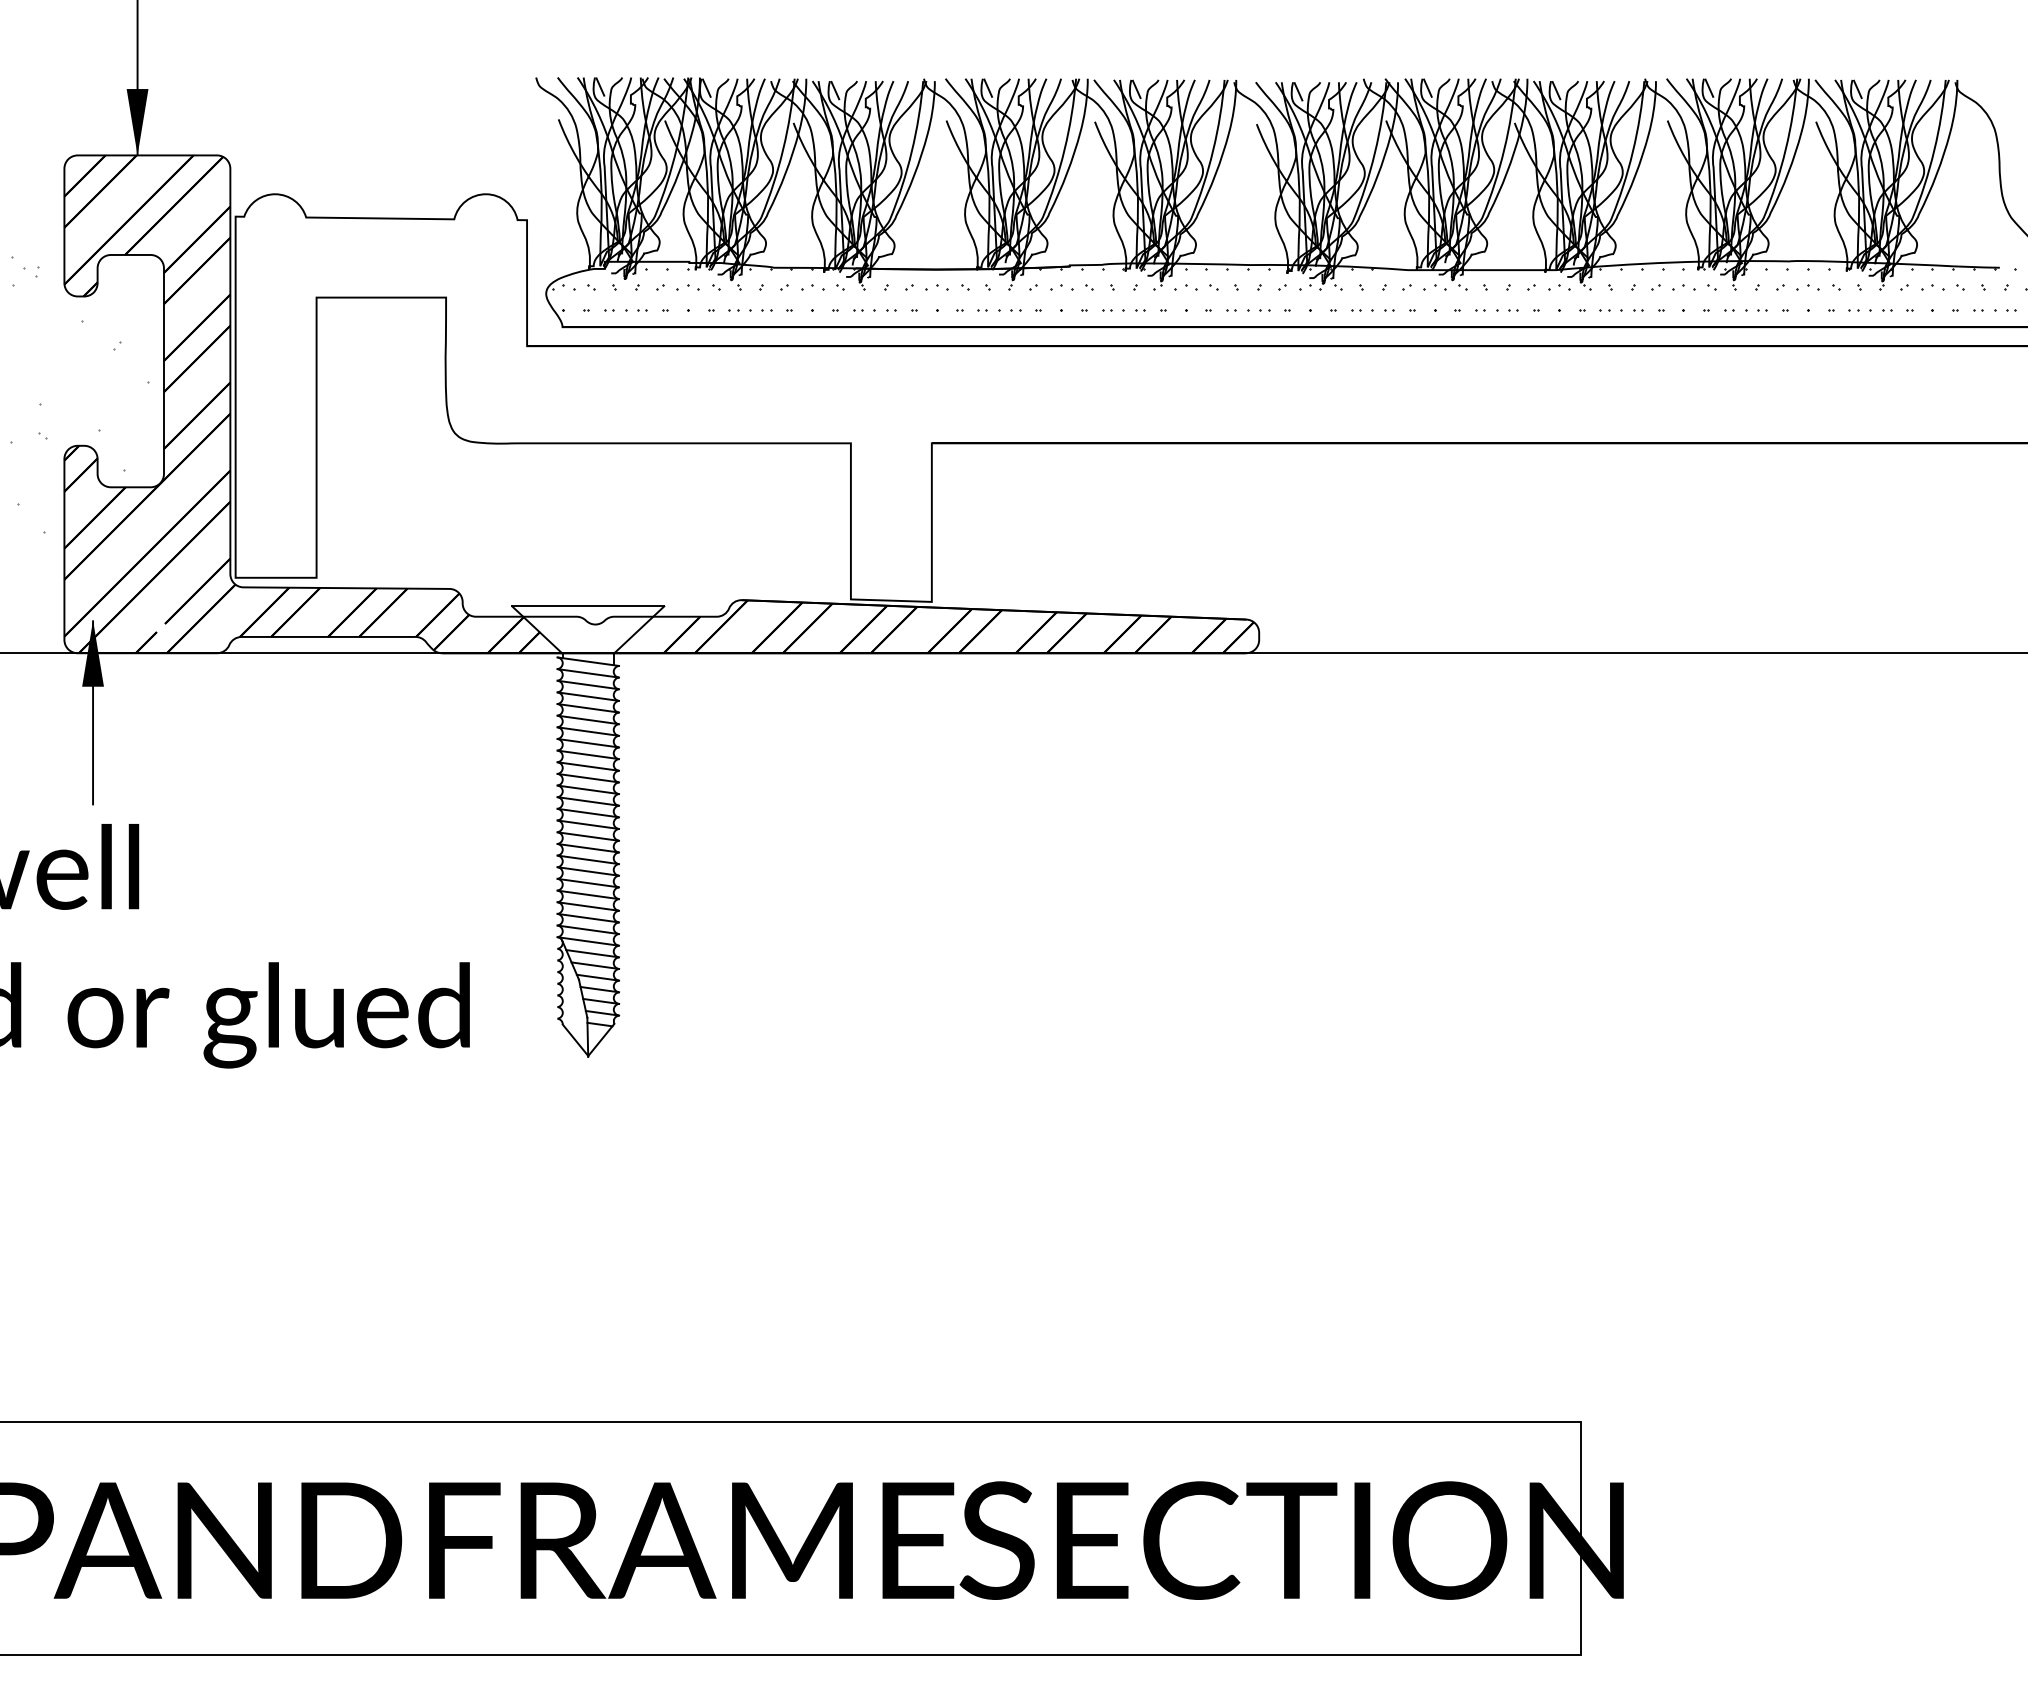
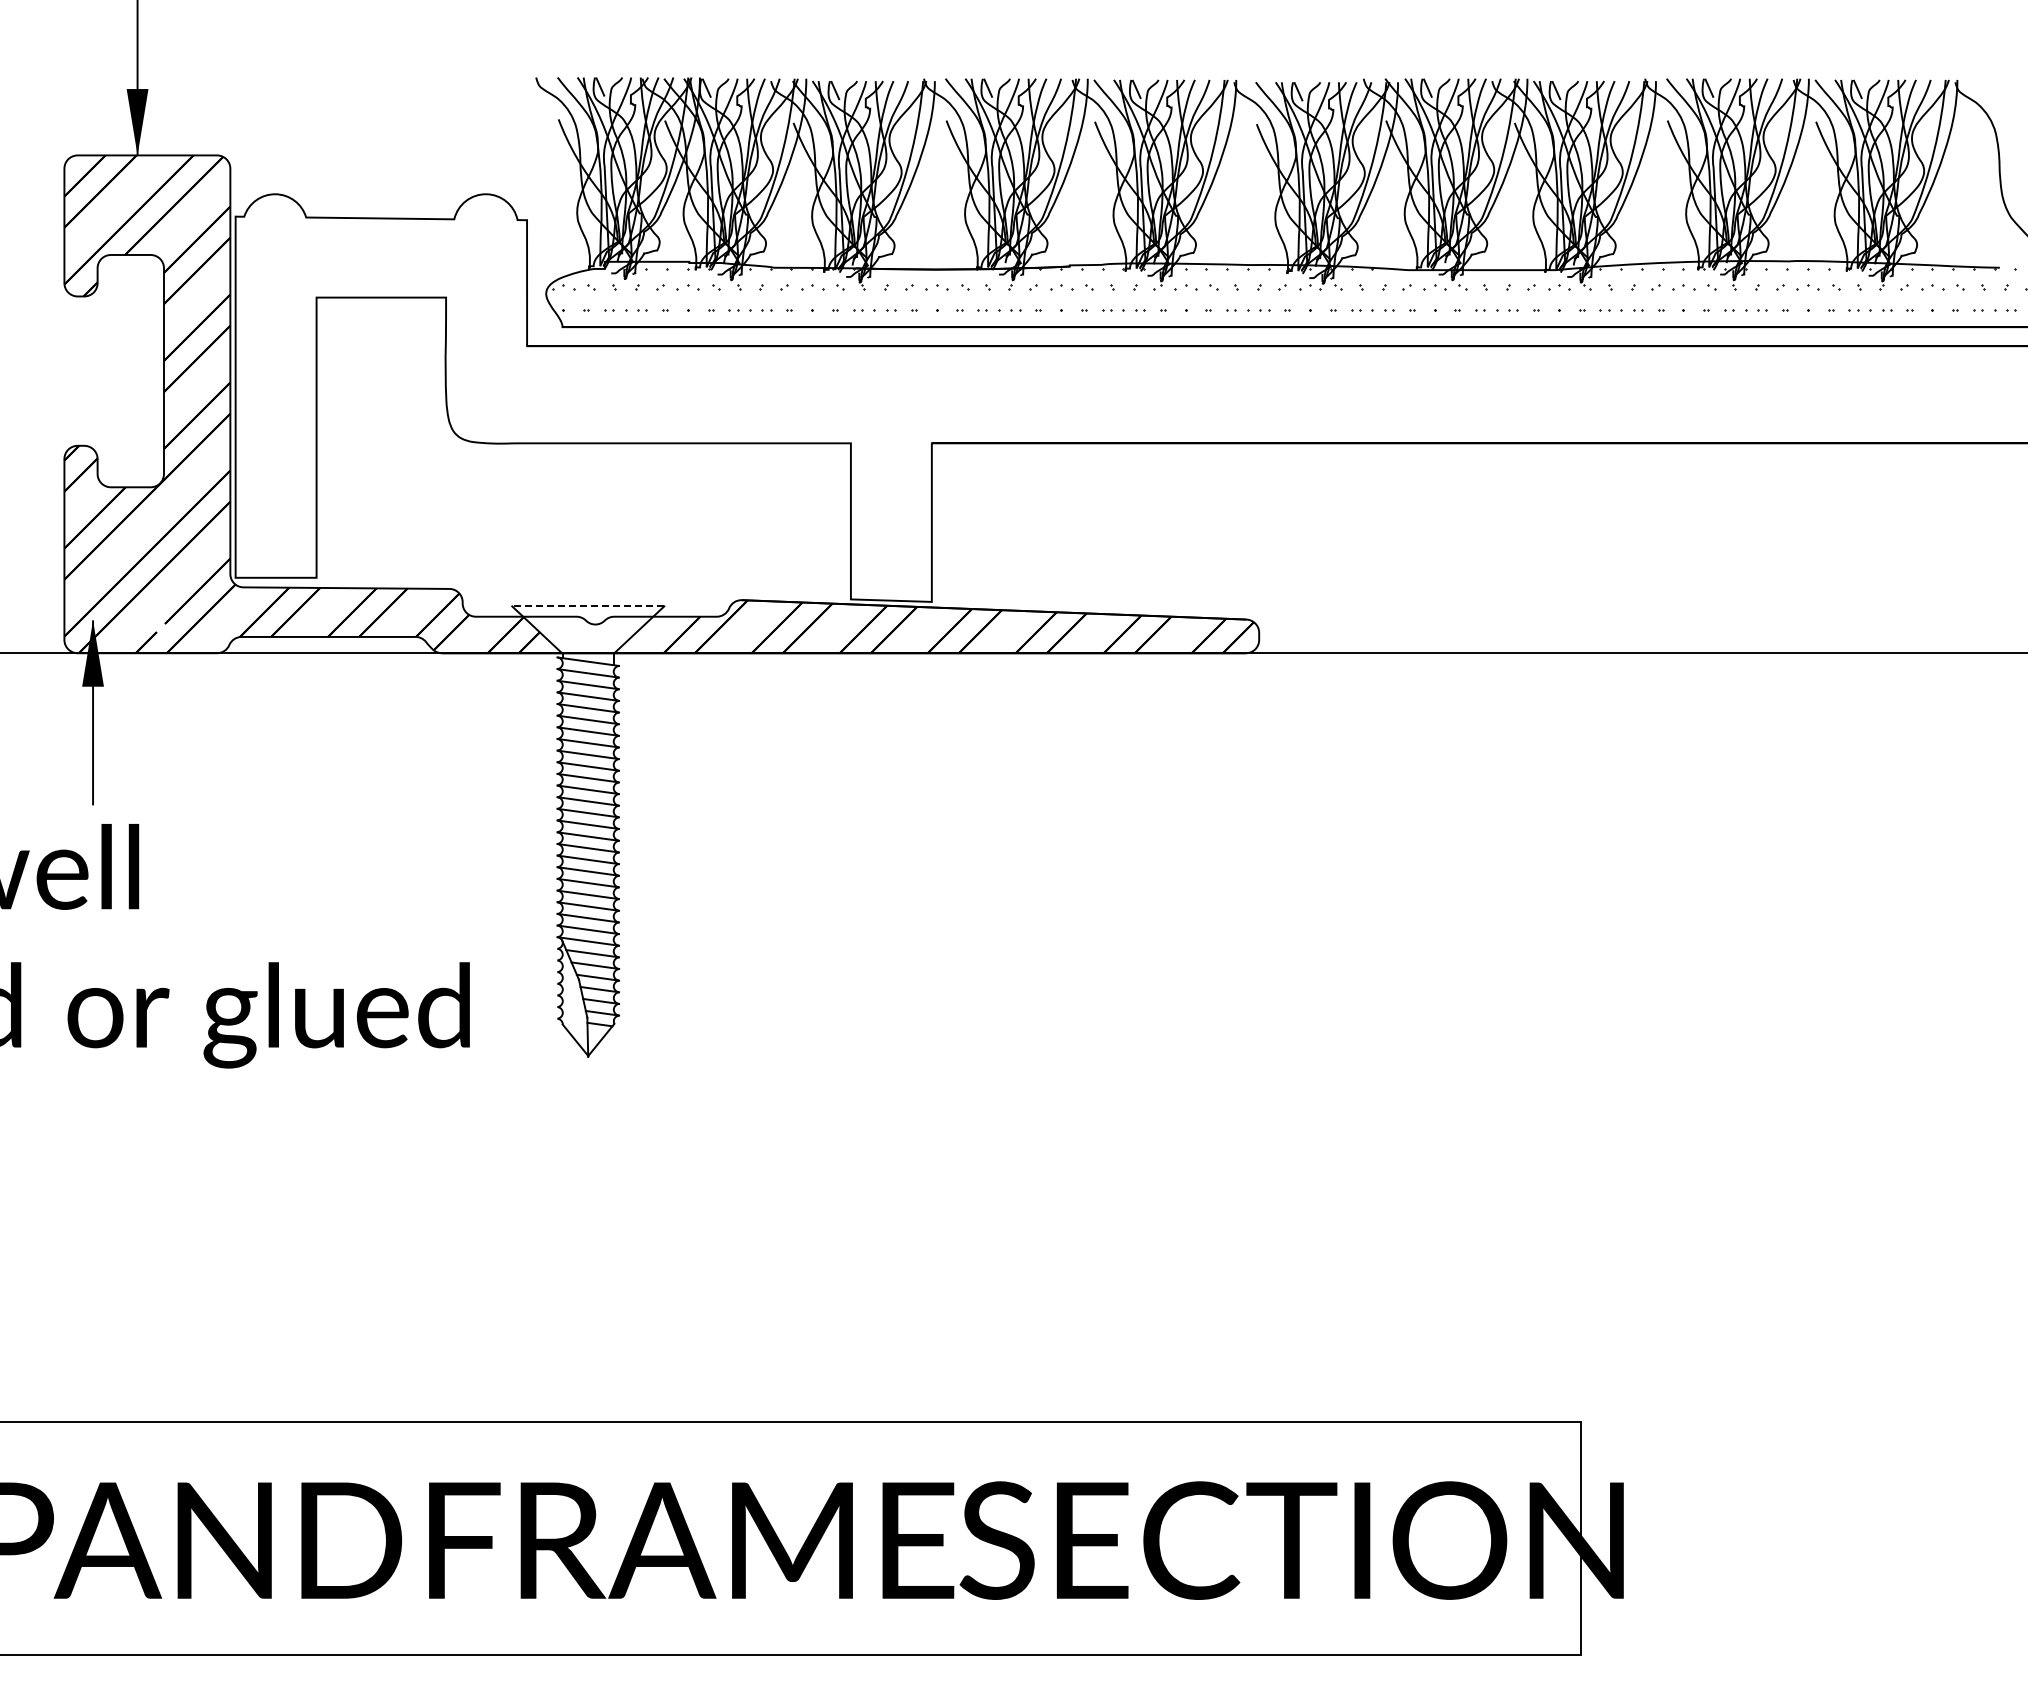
hatch: present -> none (78, 394)
line: solid -> dashed (587, 606)
